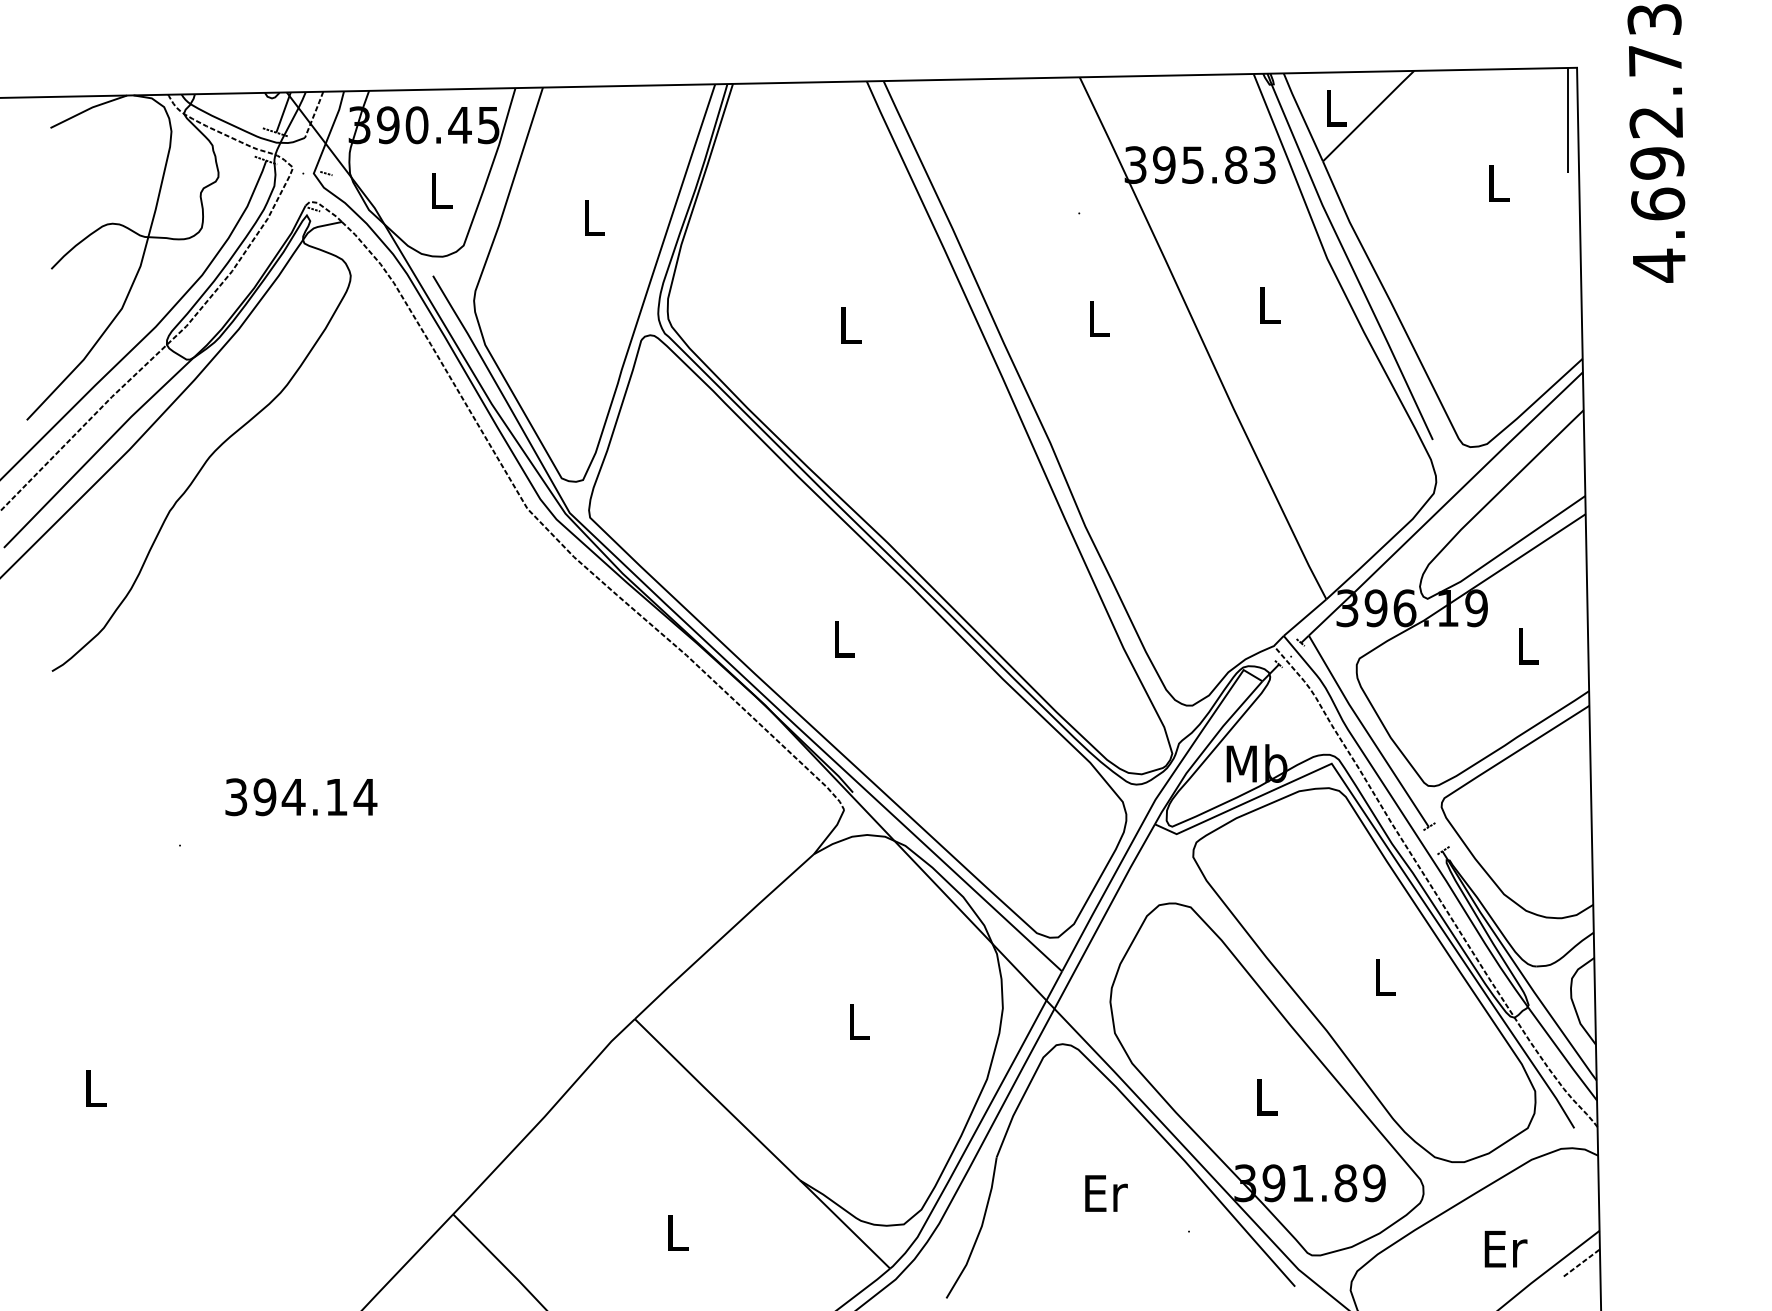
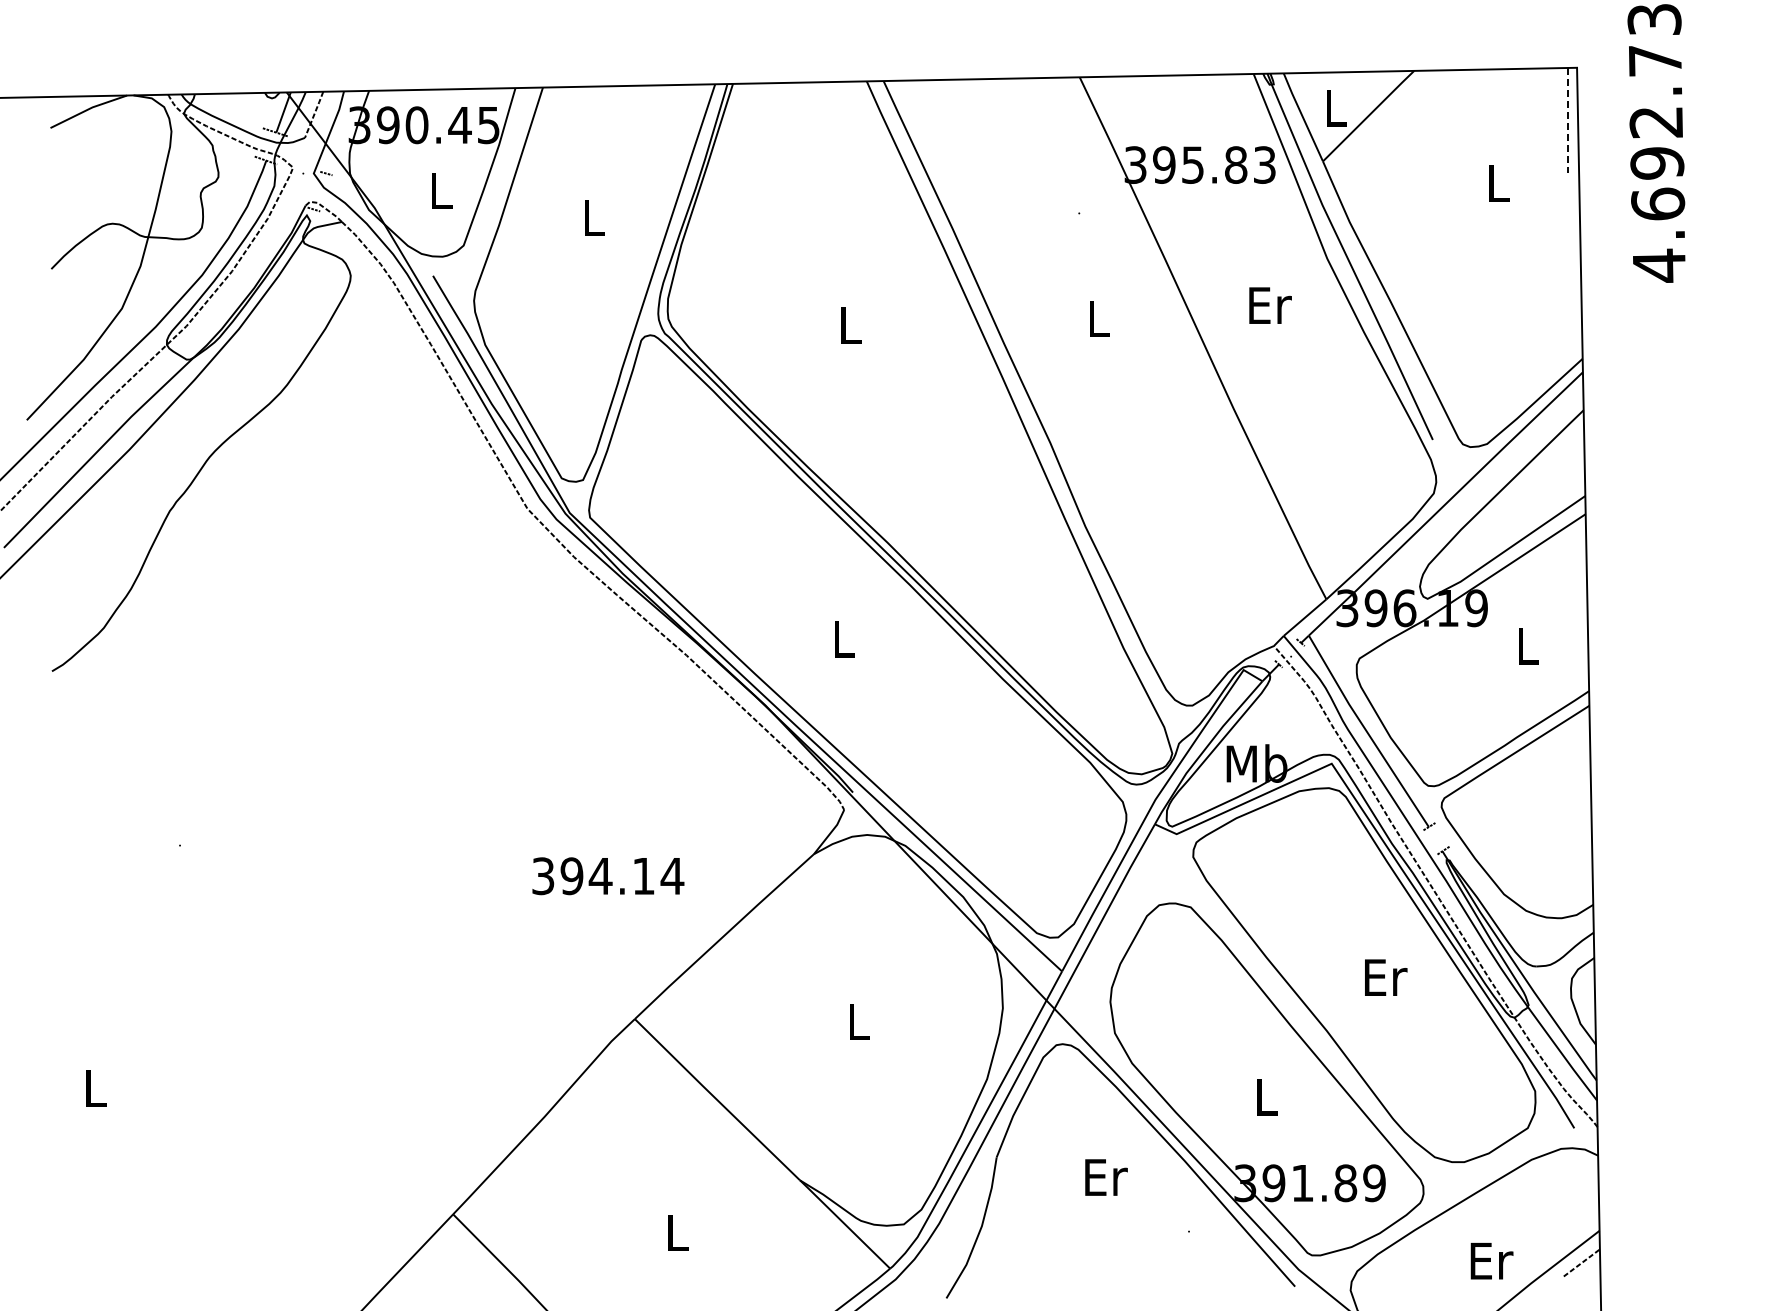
line: solid -> dashed (1567, 120)
text: L -> Er (1270, 305)
text position: (301, 797) -> (608, 876) (608, 876)
text: L -> Er (1386, 977)
text position: (1106, 1193) -> (1106, 1177) (1106, 1177)
text position: (1505, 1249) -> (1491, 1261) (1491, 1261)
